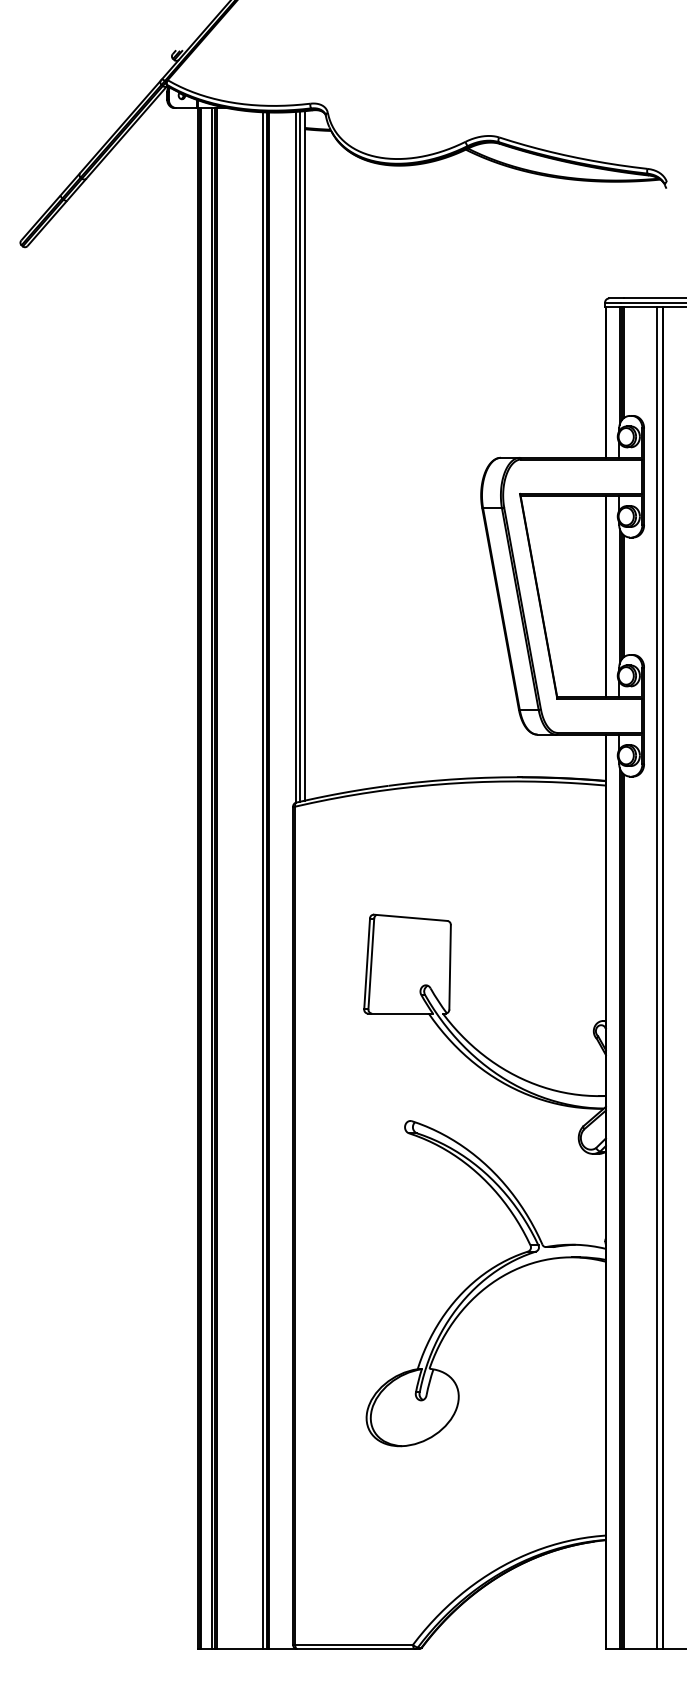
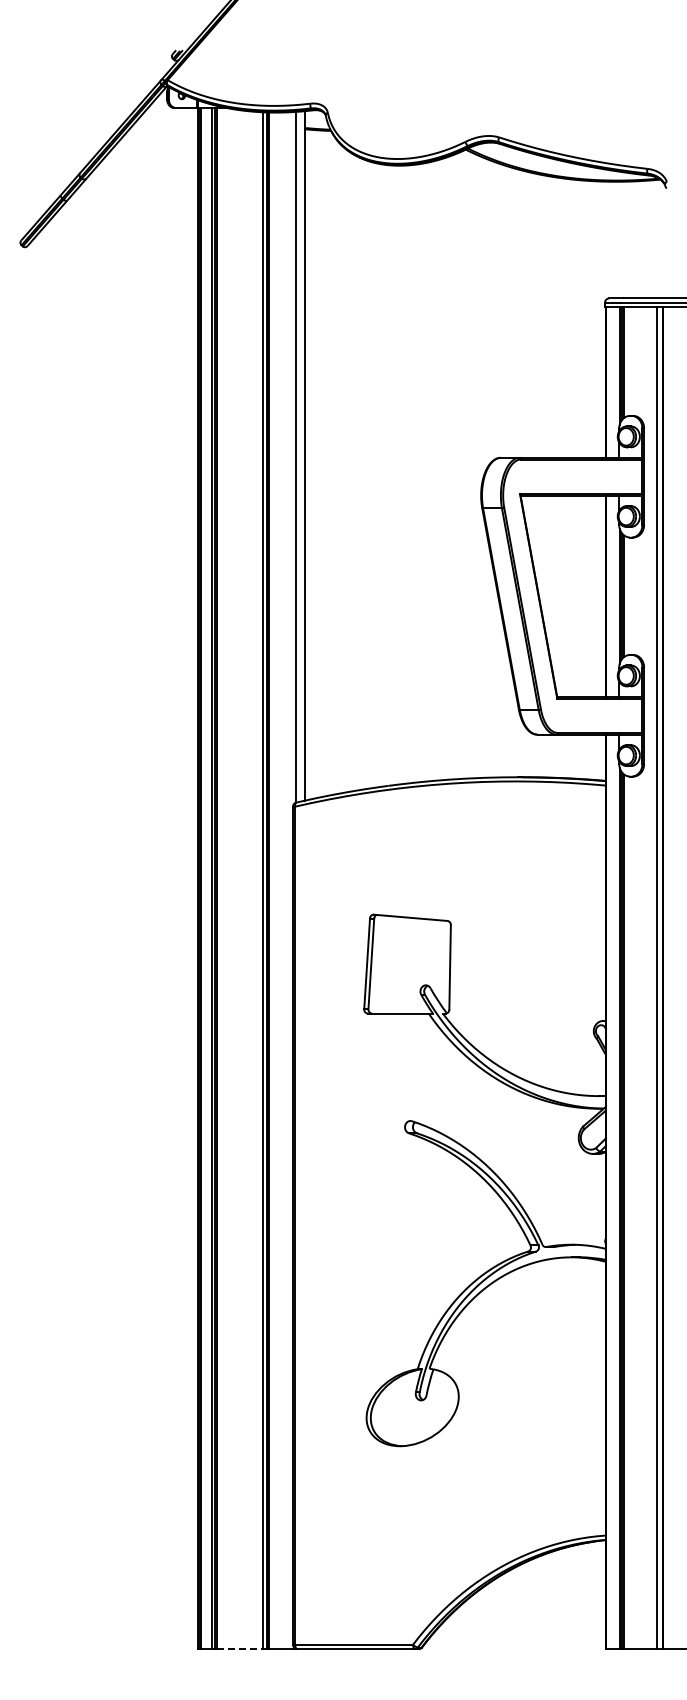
line: present -> none (299, 456)
line: solid -> dashed (239, 1649)
